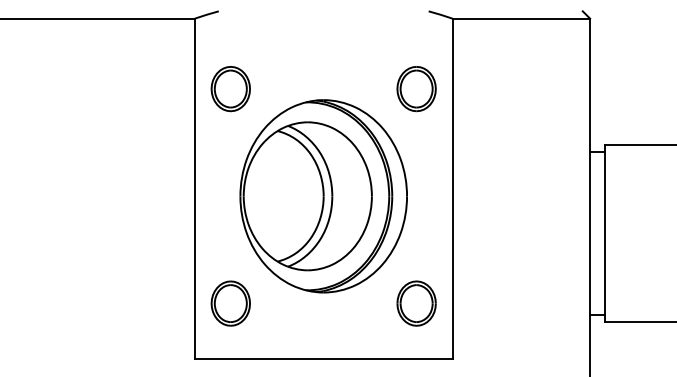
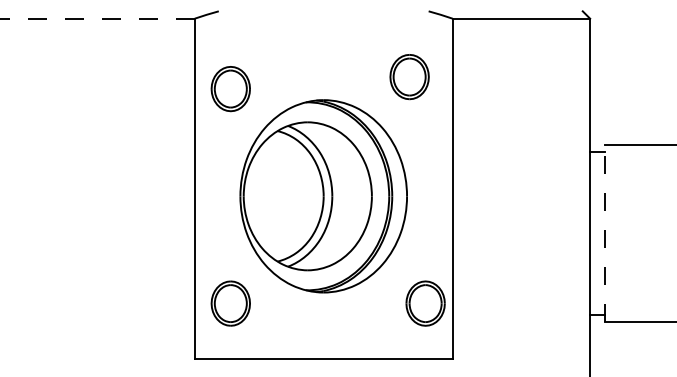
line: solid -> dashed (96, 18)
part position: (416, 89) -> (409, 77) (409, 77)
line: solid -> dashed (604, 233)
part position: (416, 303) -> (425, 303) (425, 303)
